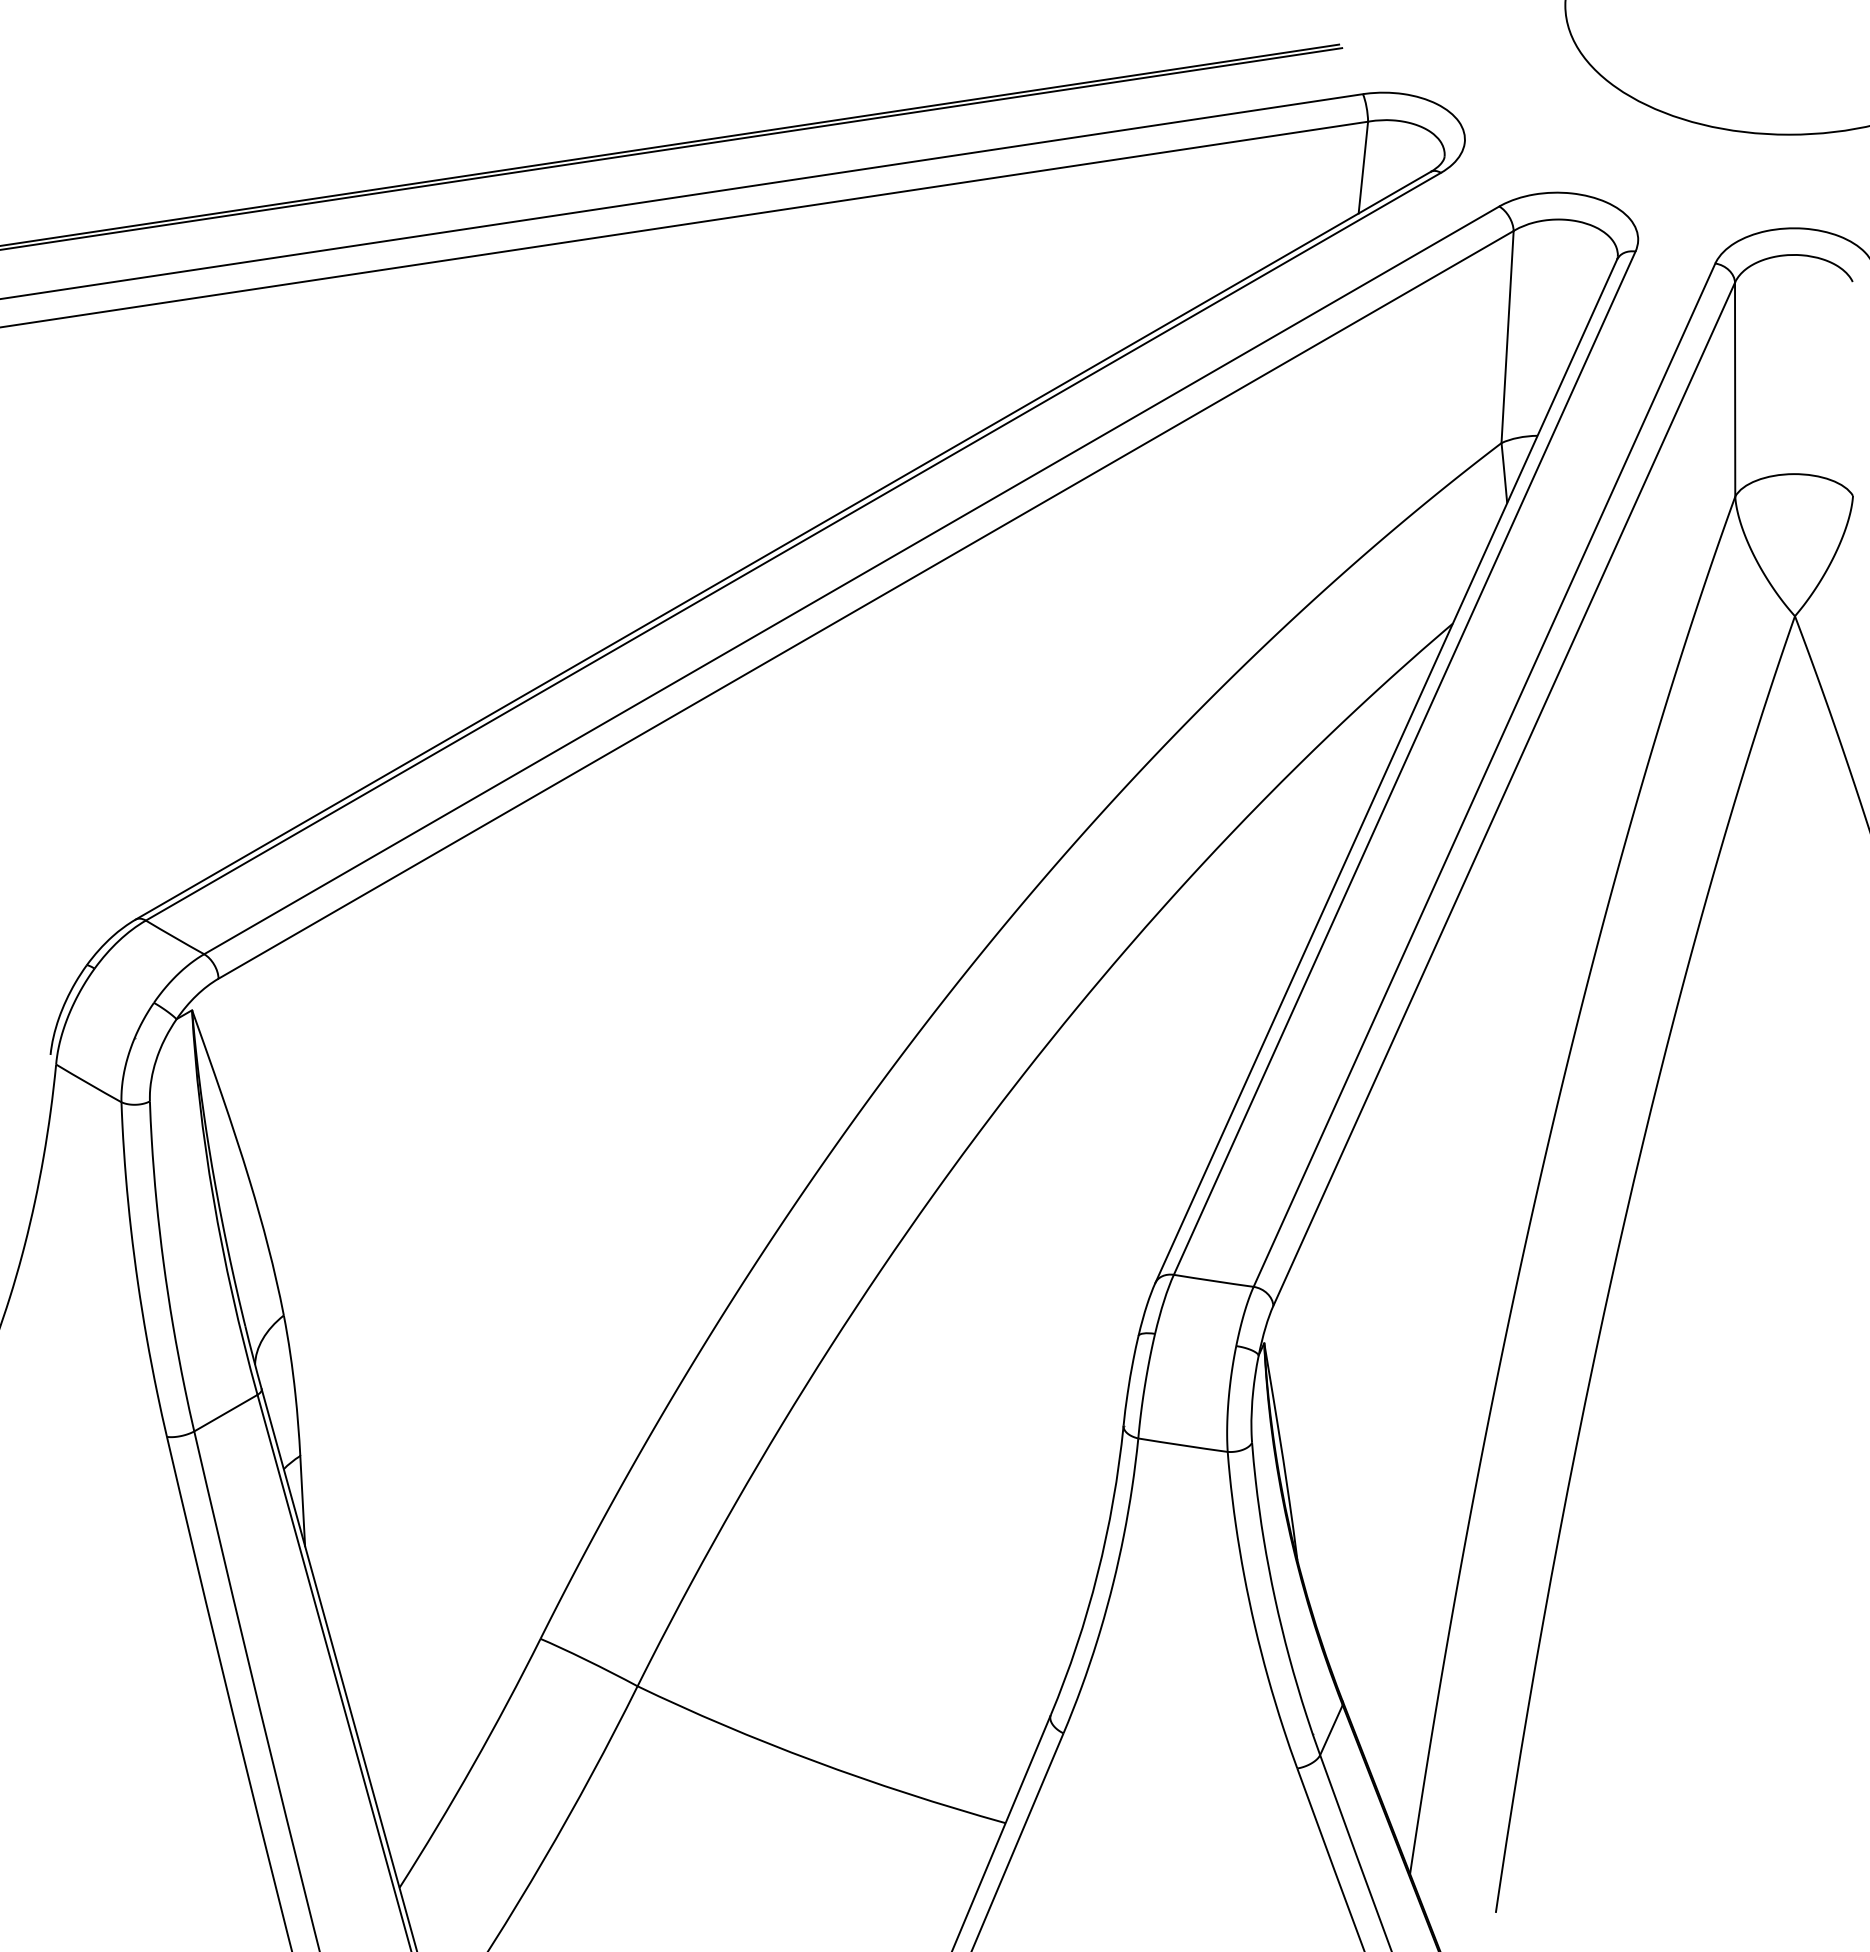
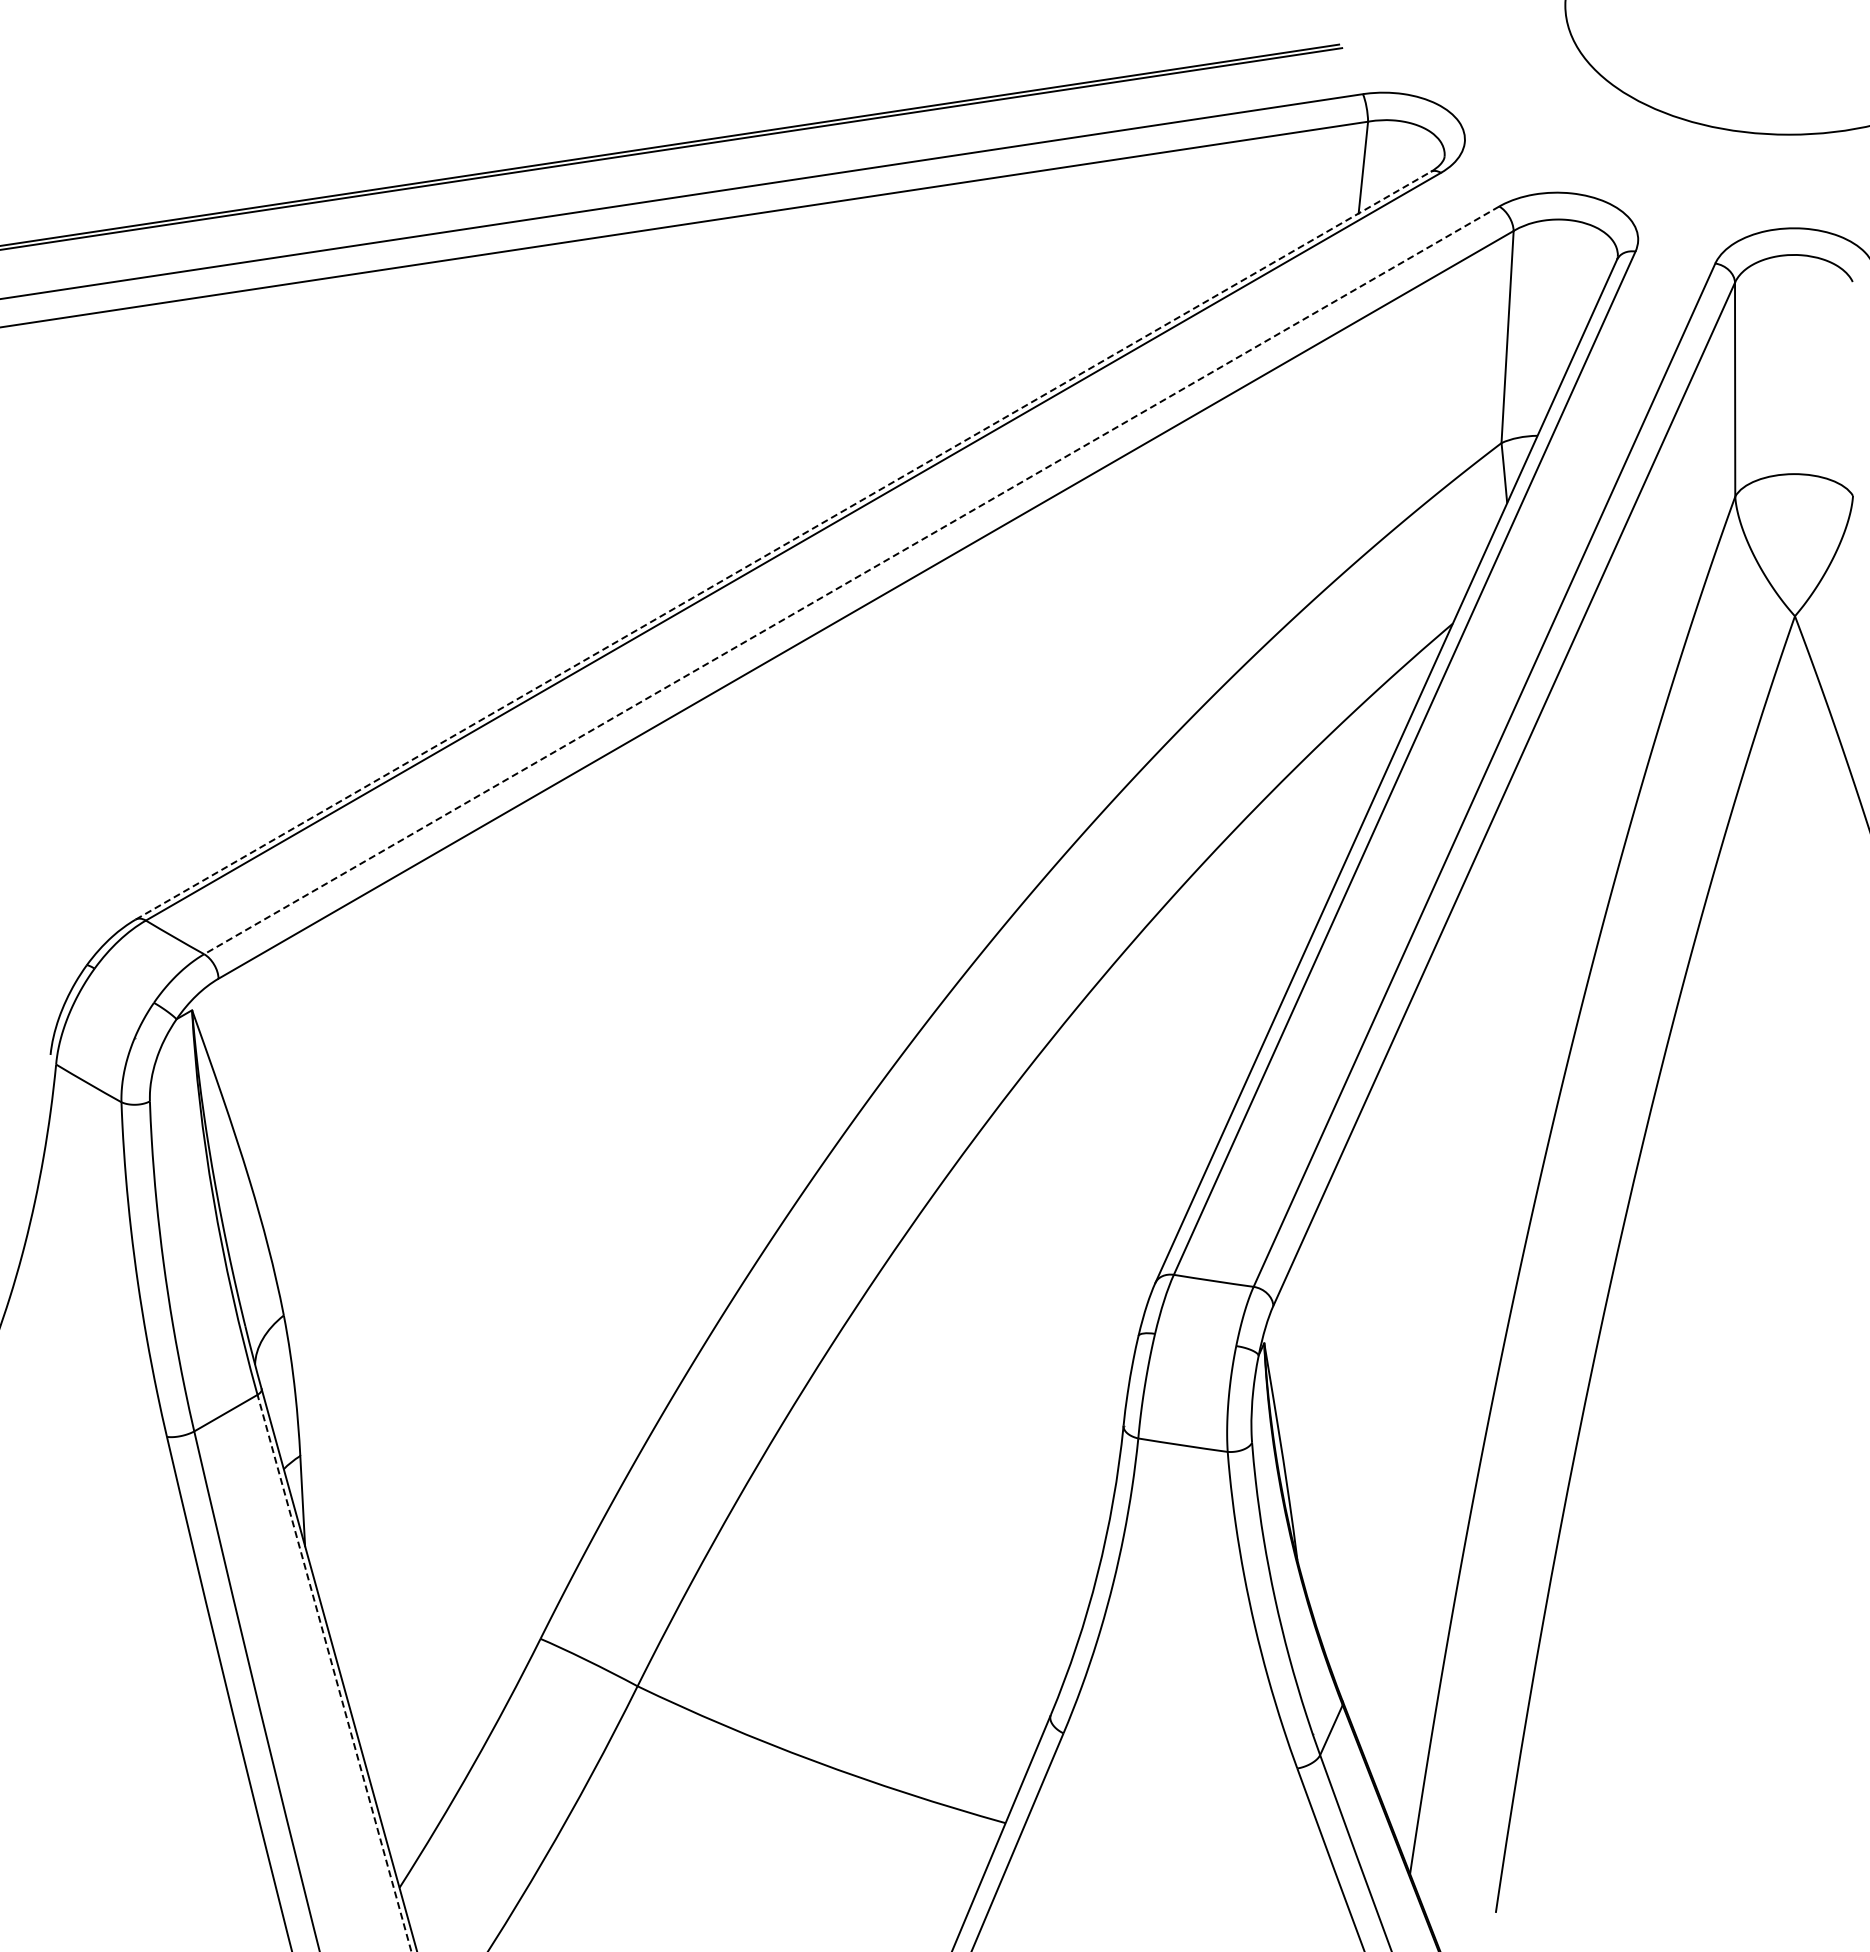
line: solid -> dashed (783, 545)
line: solid -> dashed (851, 580)
line: solid -> dashed (334, 1673)
